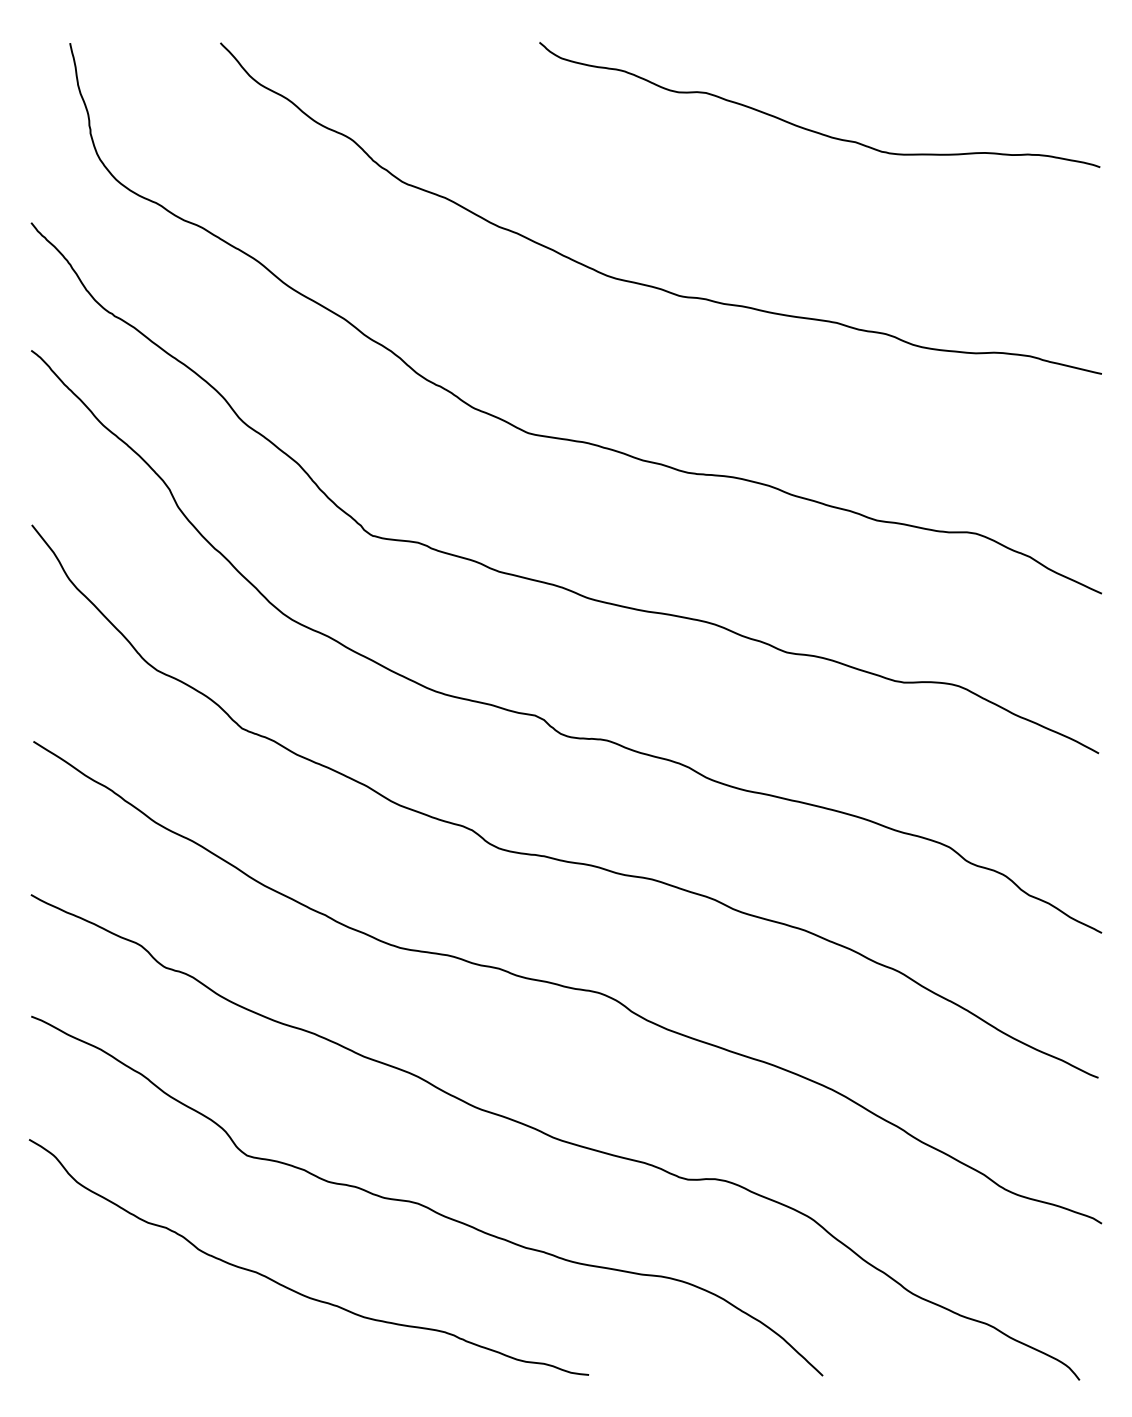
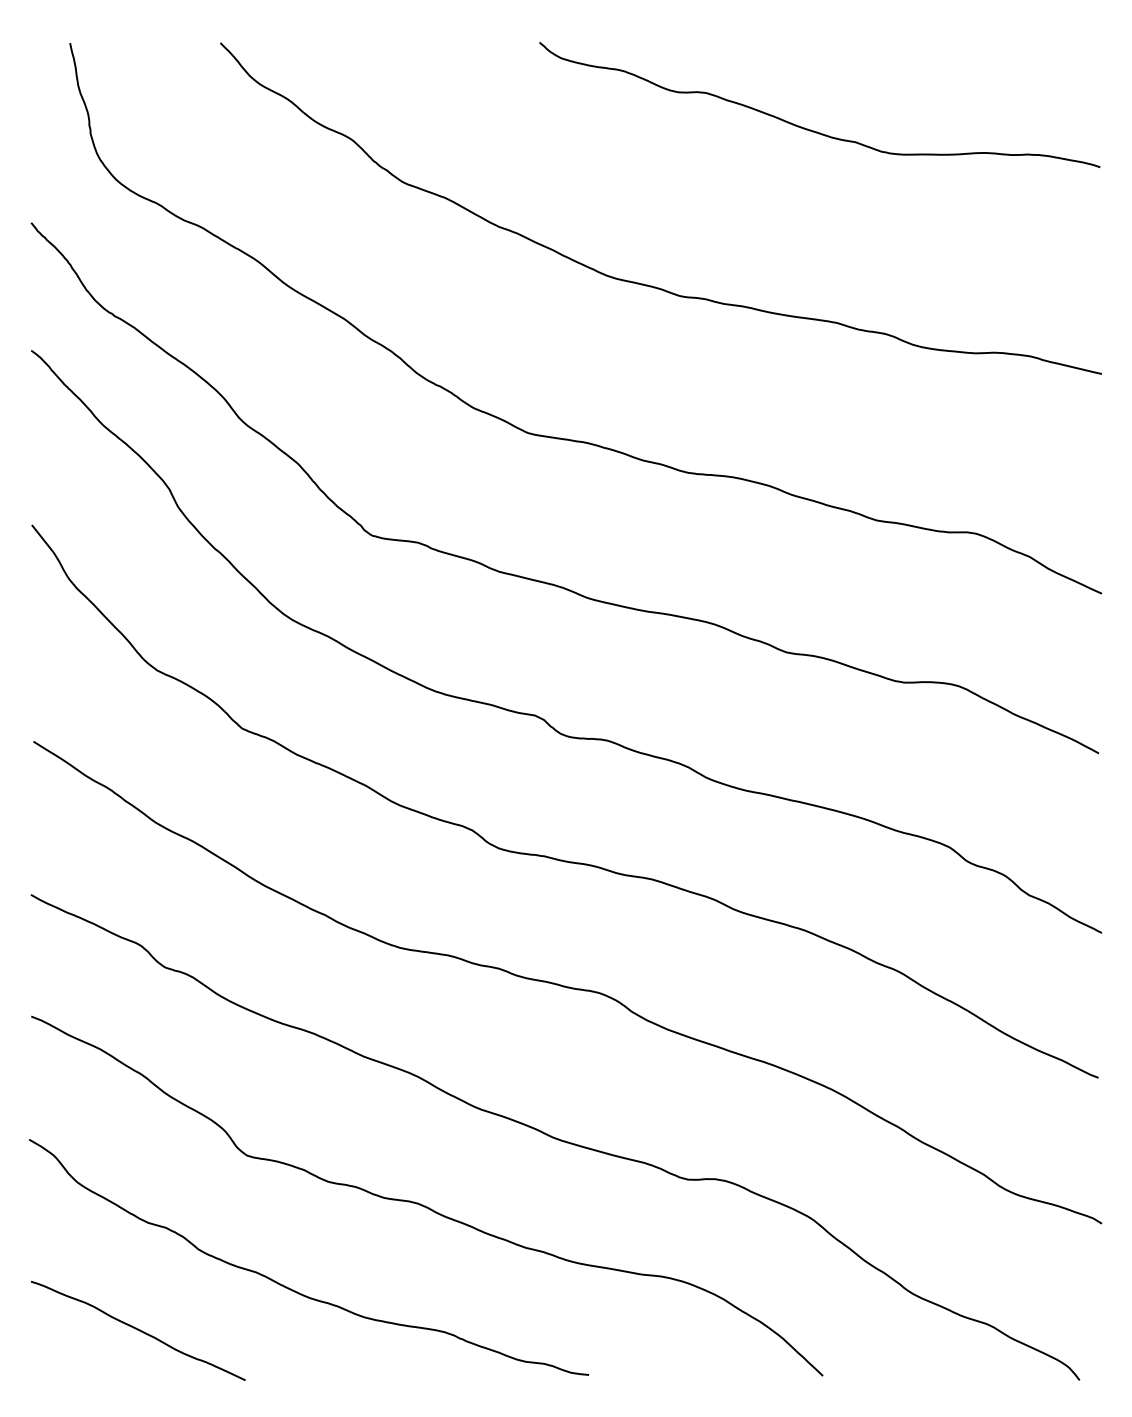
curve: none -> present (138, 1330)
